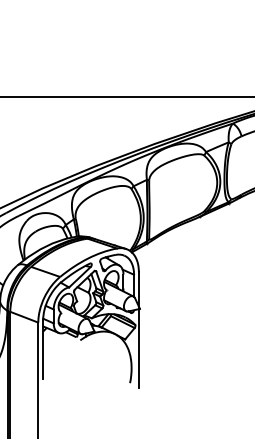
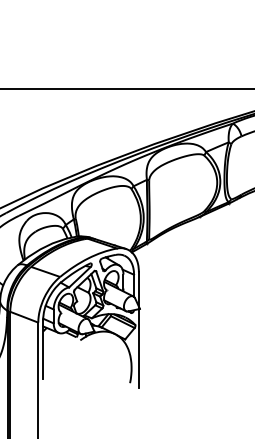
line position: (126, 96) -> (126, 88) (126, 88)
